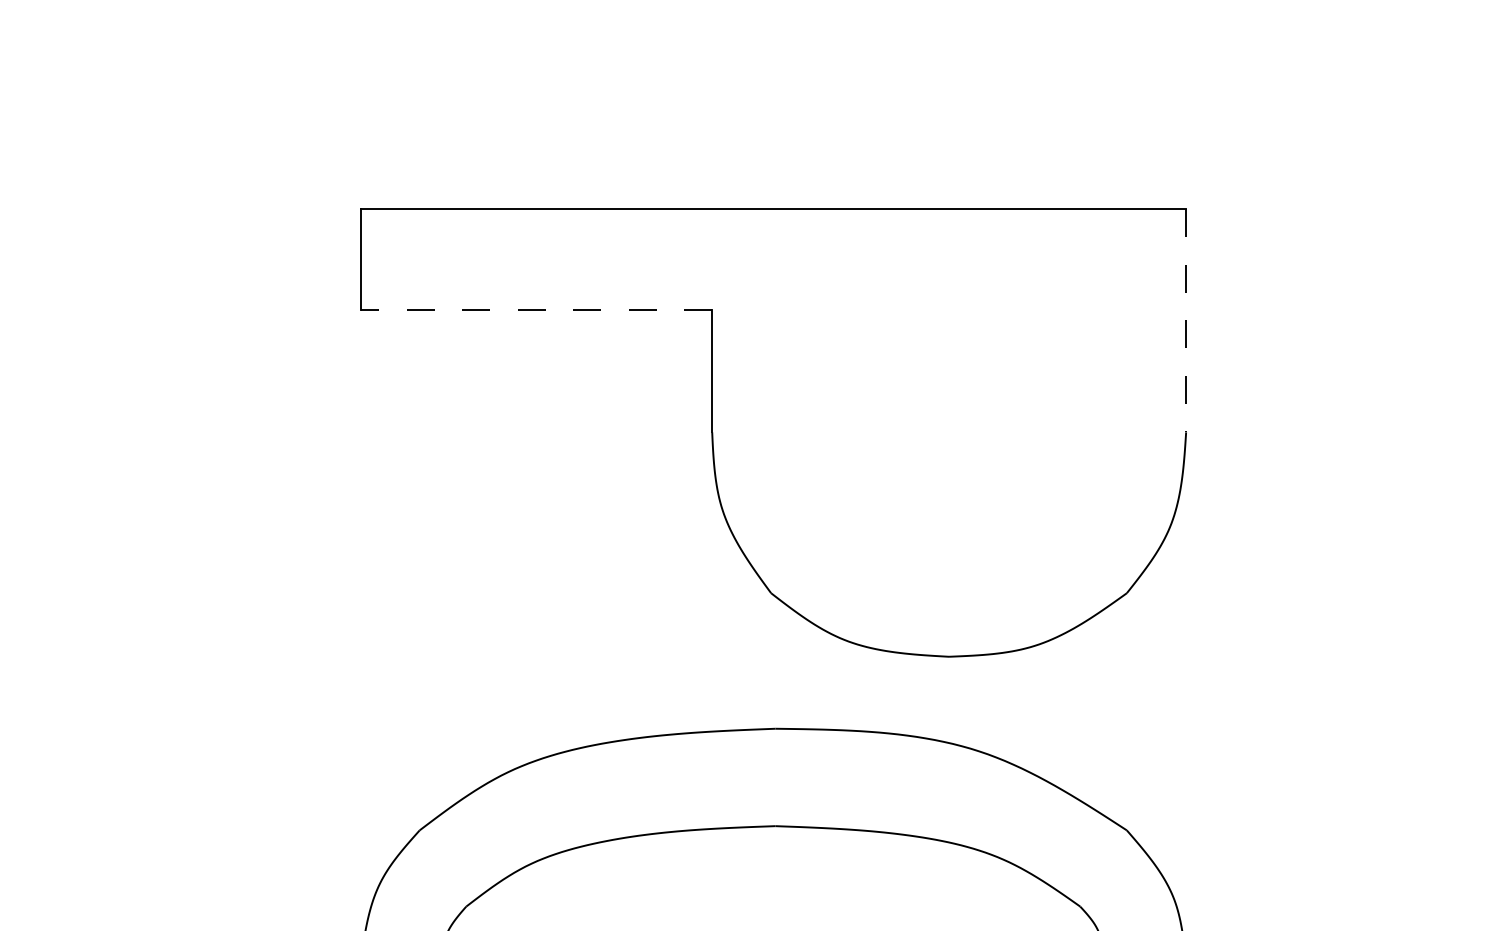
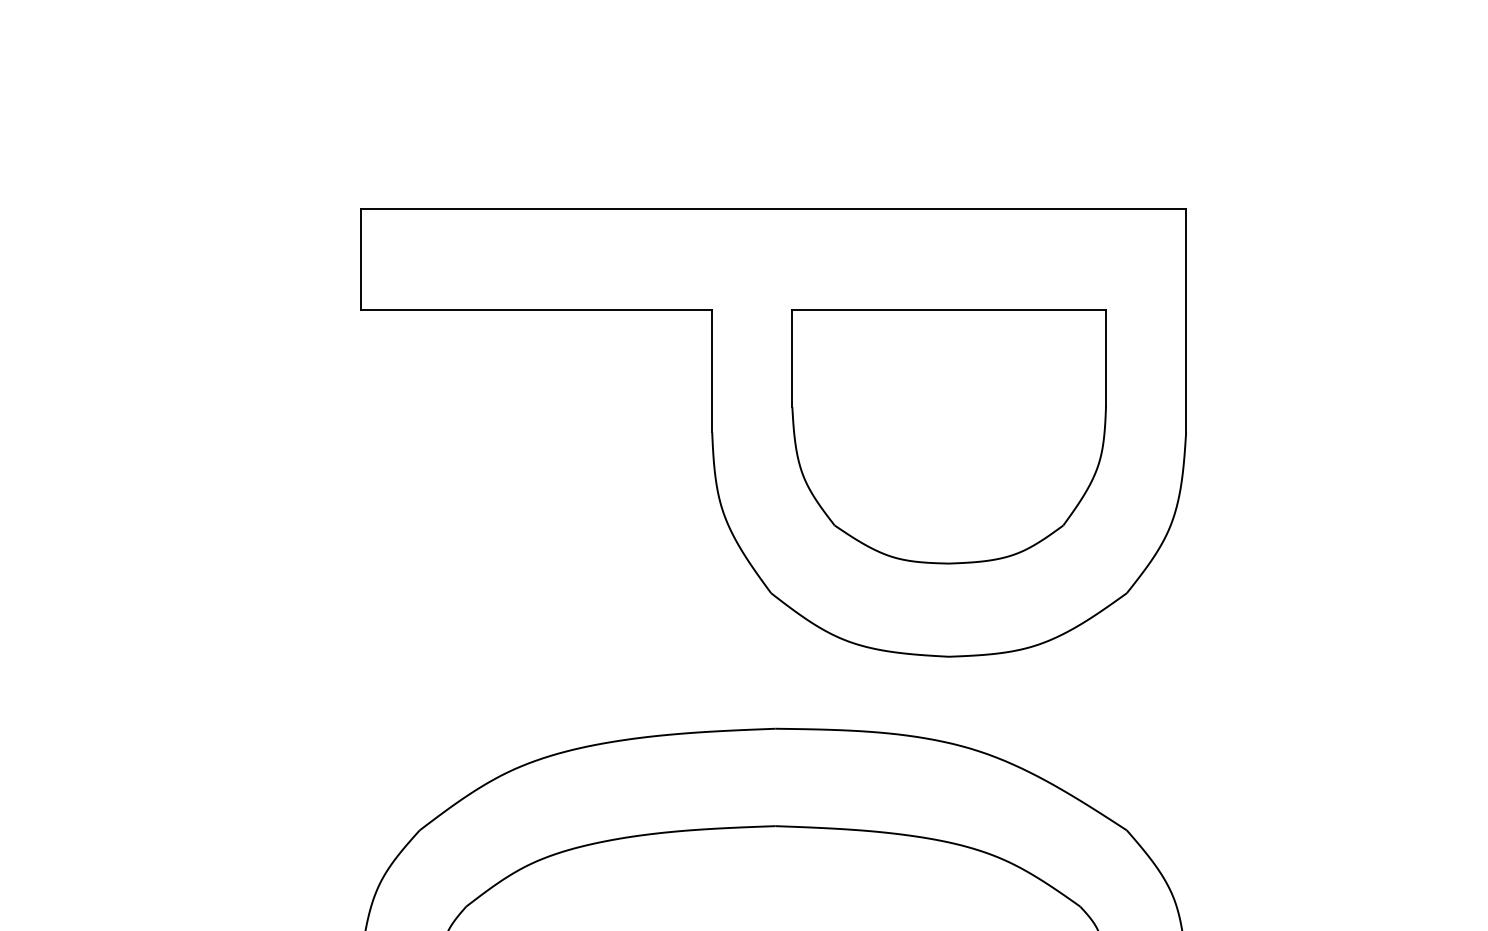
line: dashed -> solid (536, 309)
line: dashed -> solid (1186, 320)
part: none -> present (948, 436)
